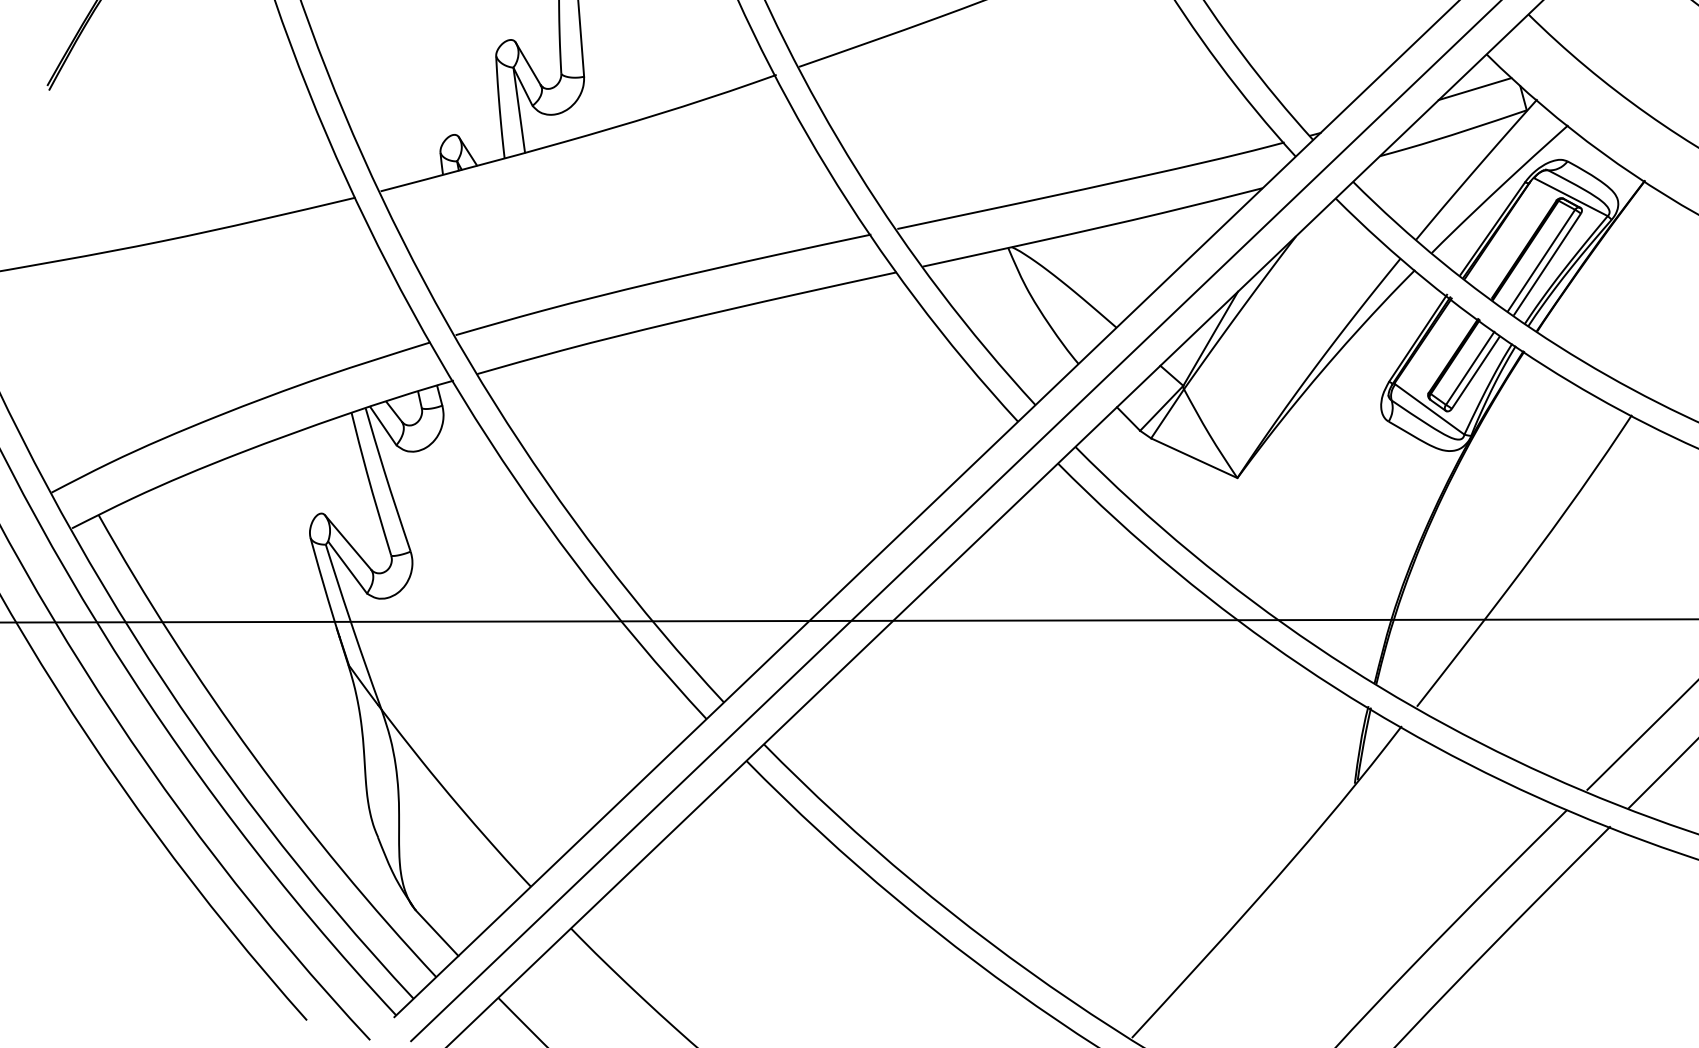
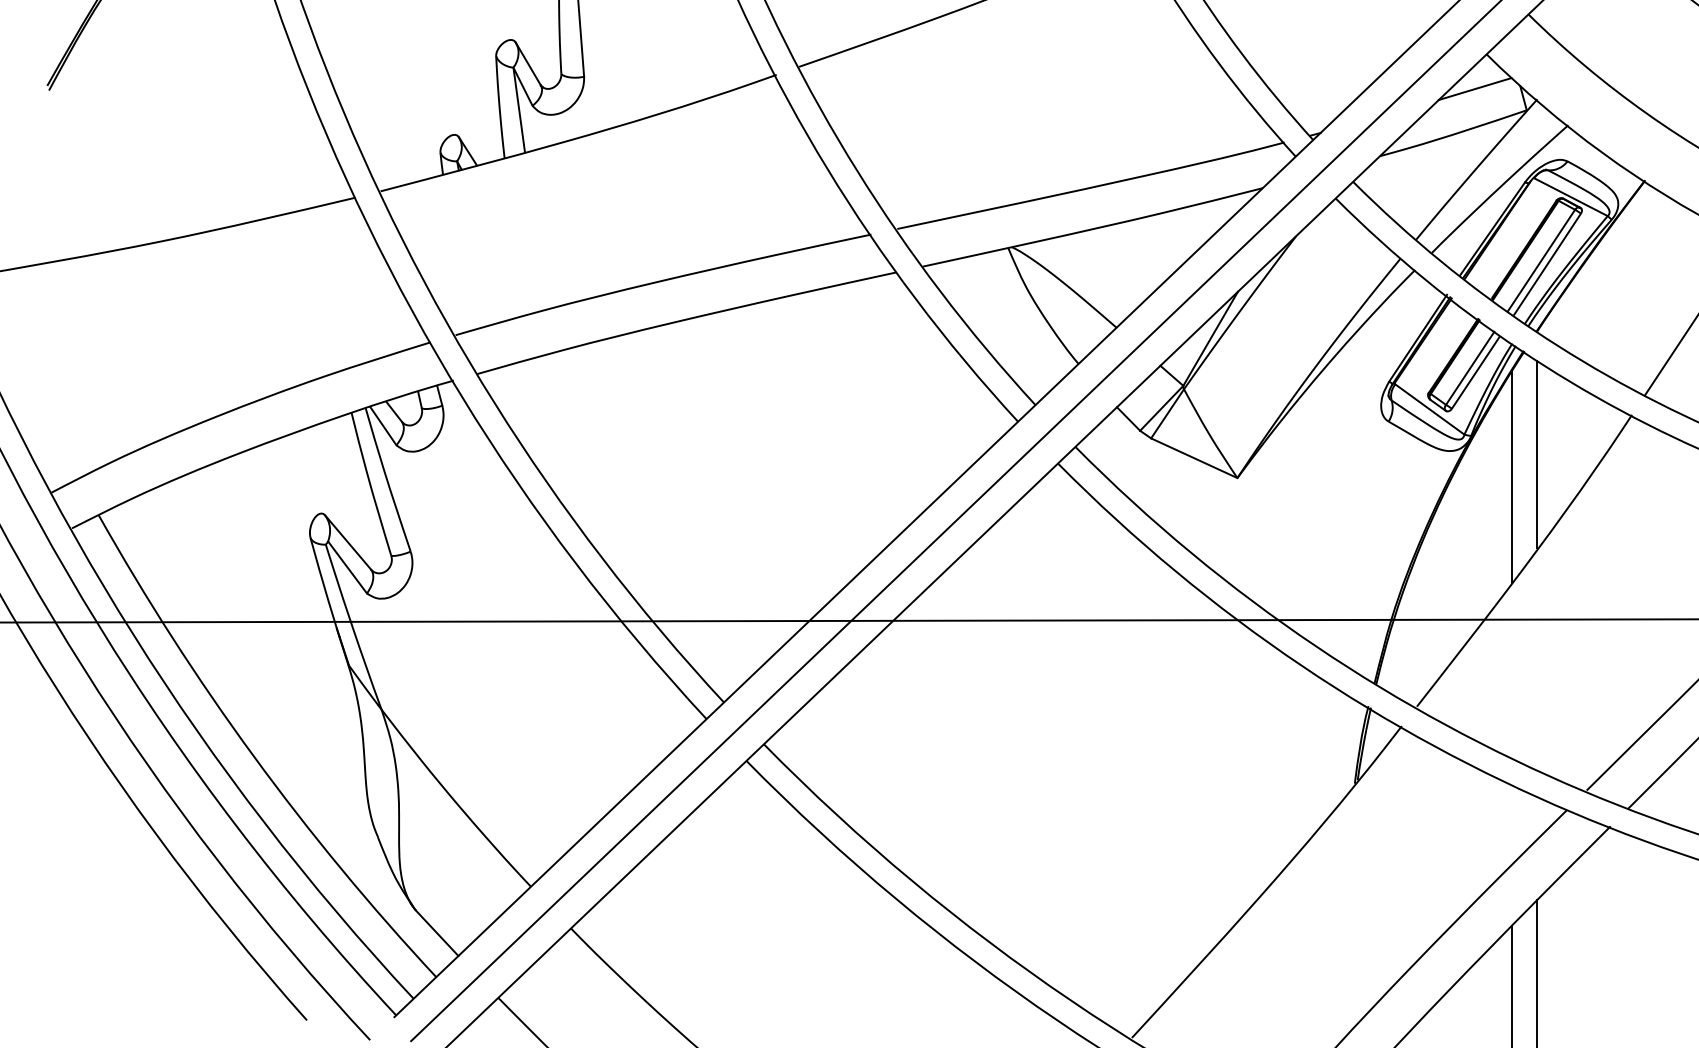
line: none -> present (1670, 356)
line: none -> present (1537, 454)
line: none -> present (1512, 476)
line: none -> present (1537, 971)
line: none -> present (1512, 984)
